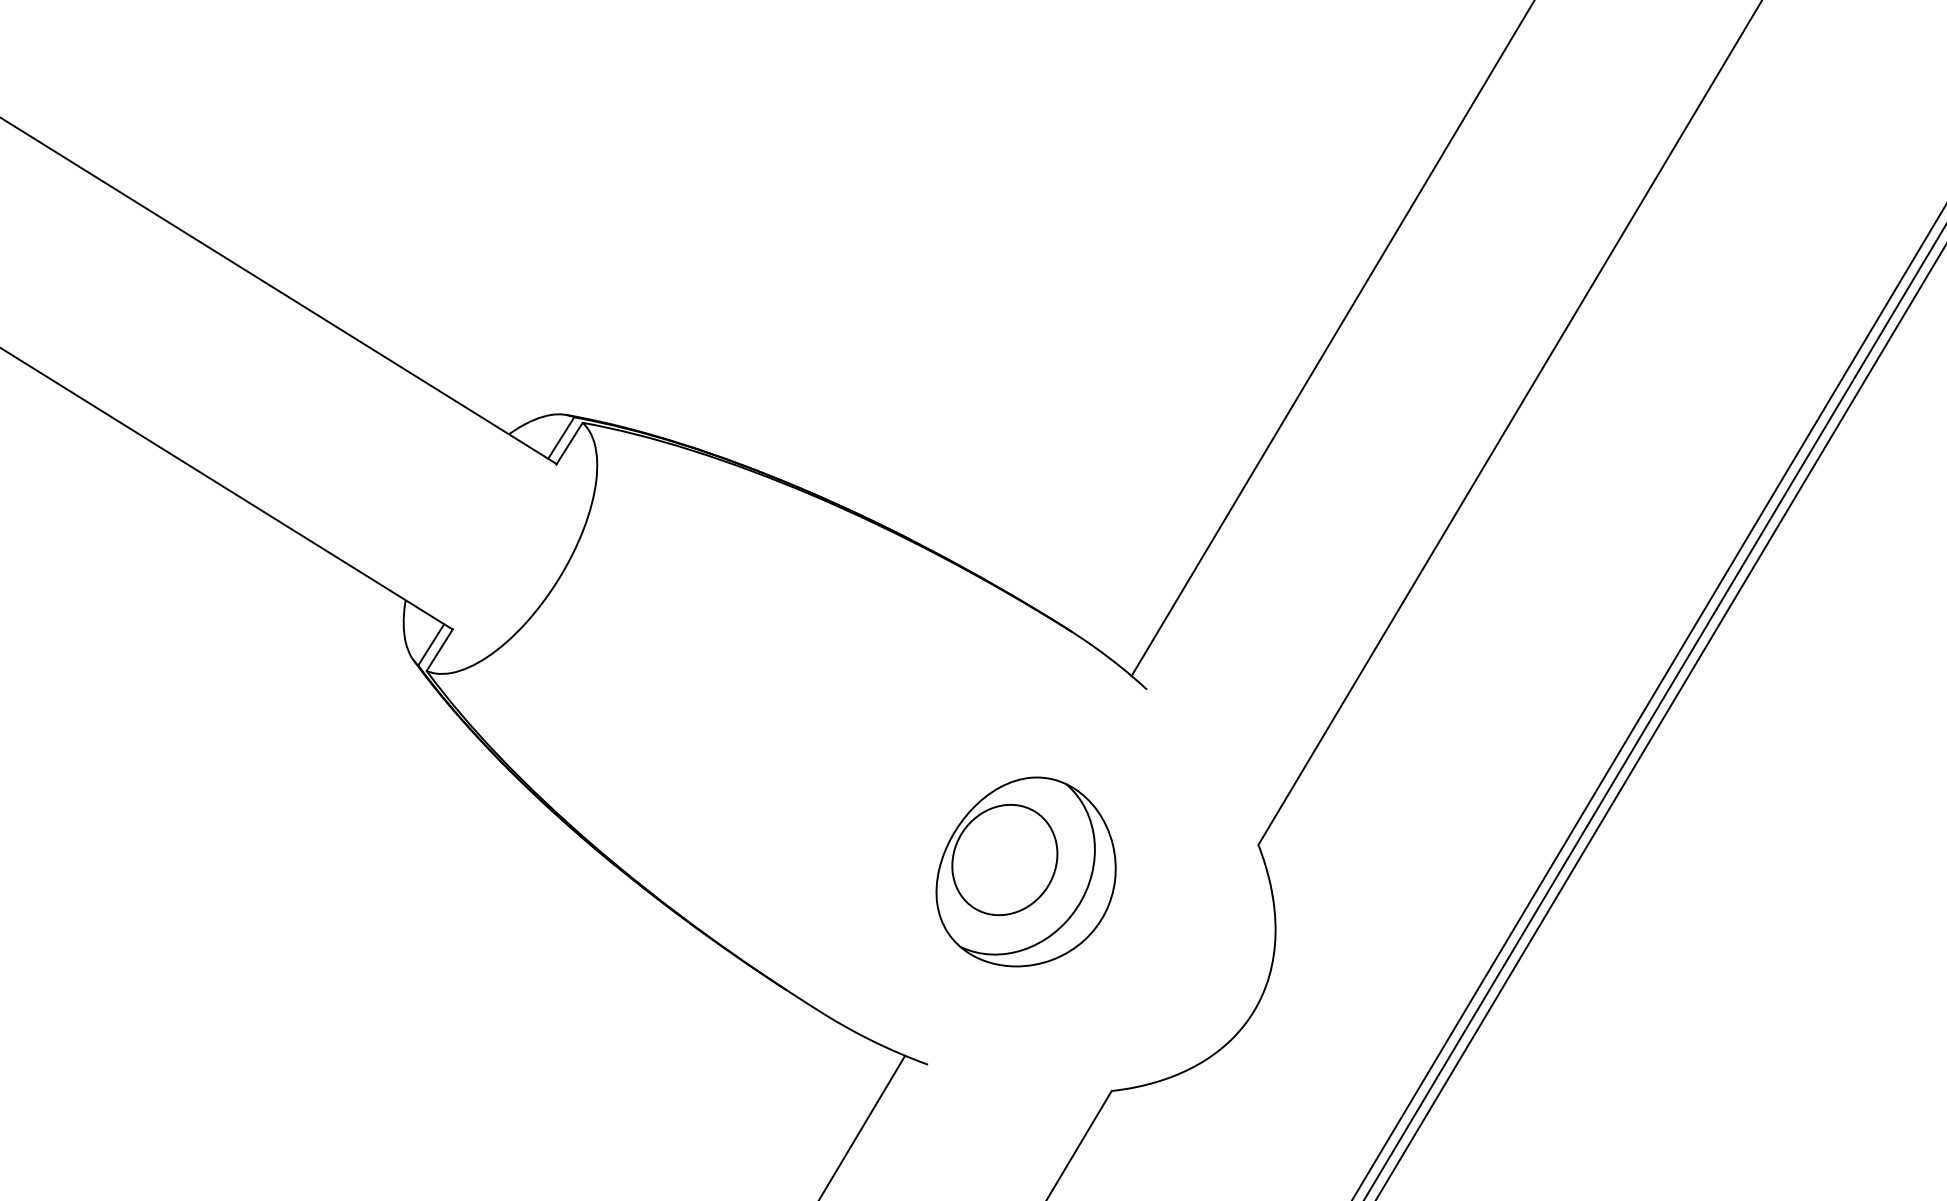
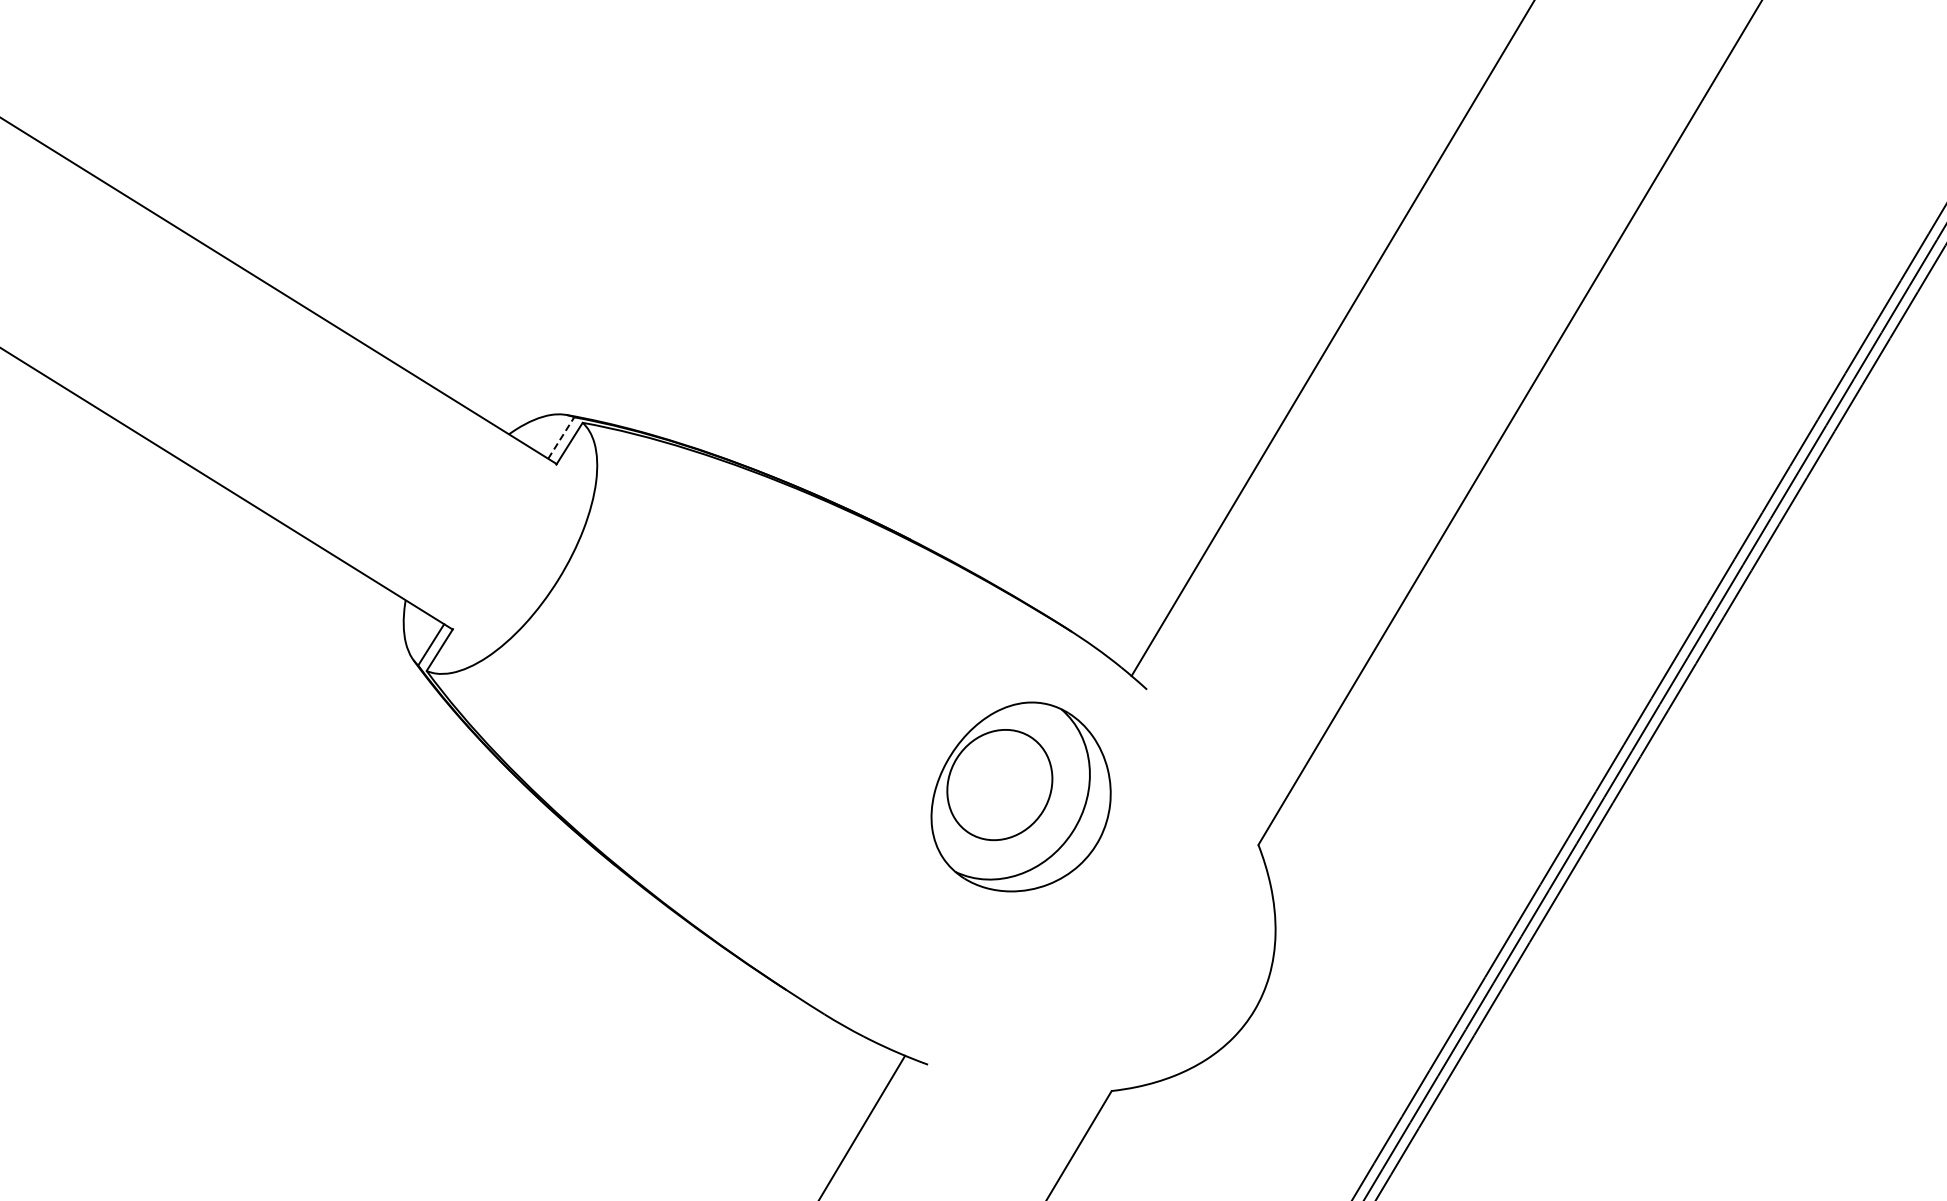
line: solid -> dashed (561, 437)
part position: (1025, 871) -> (1020, 796) (1020, 796)
